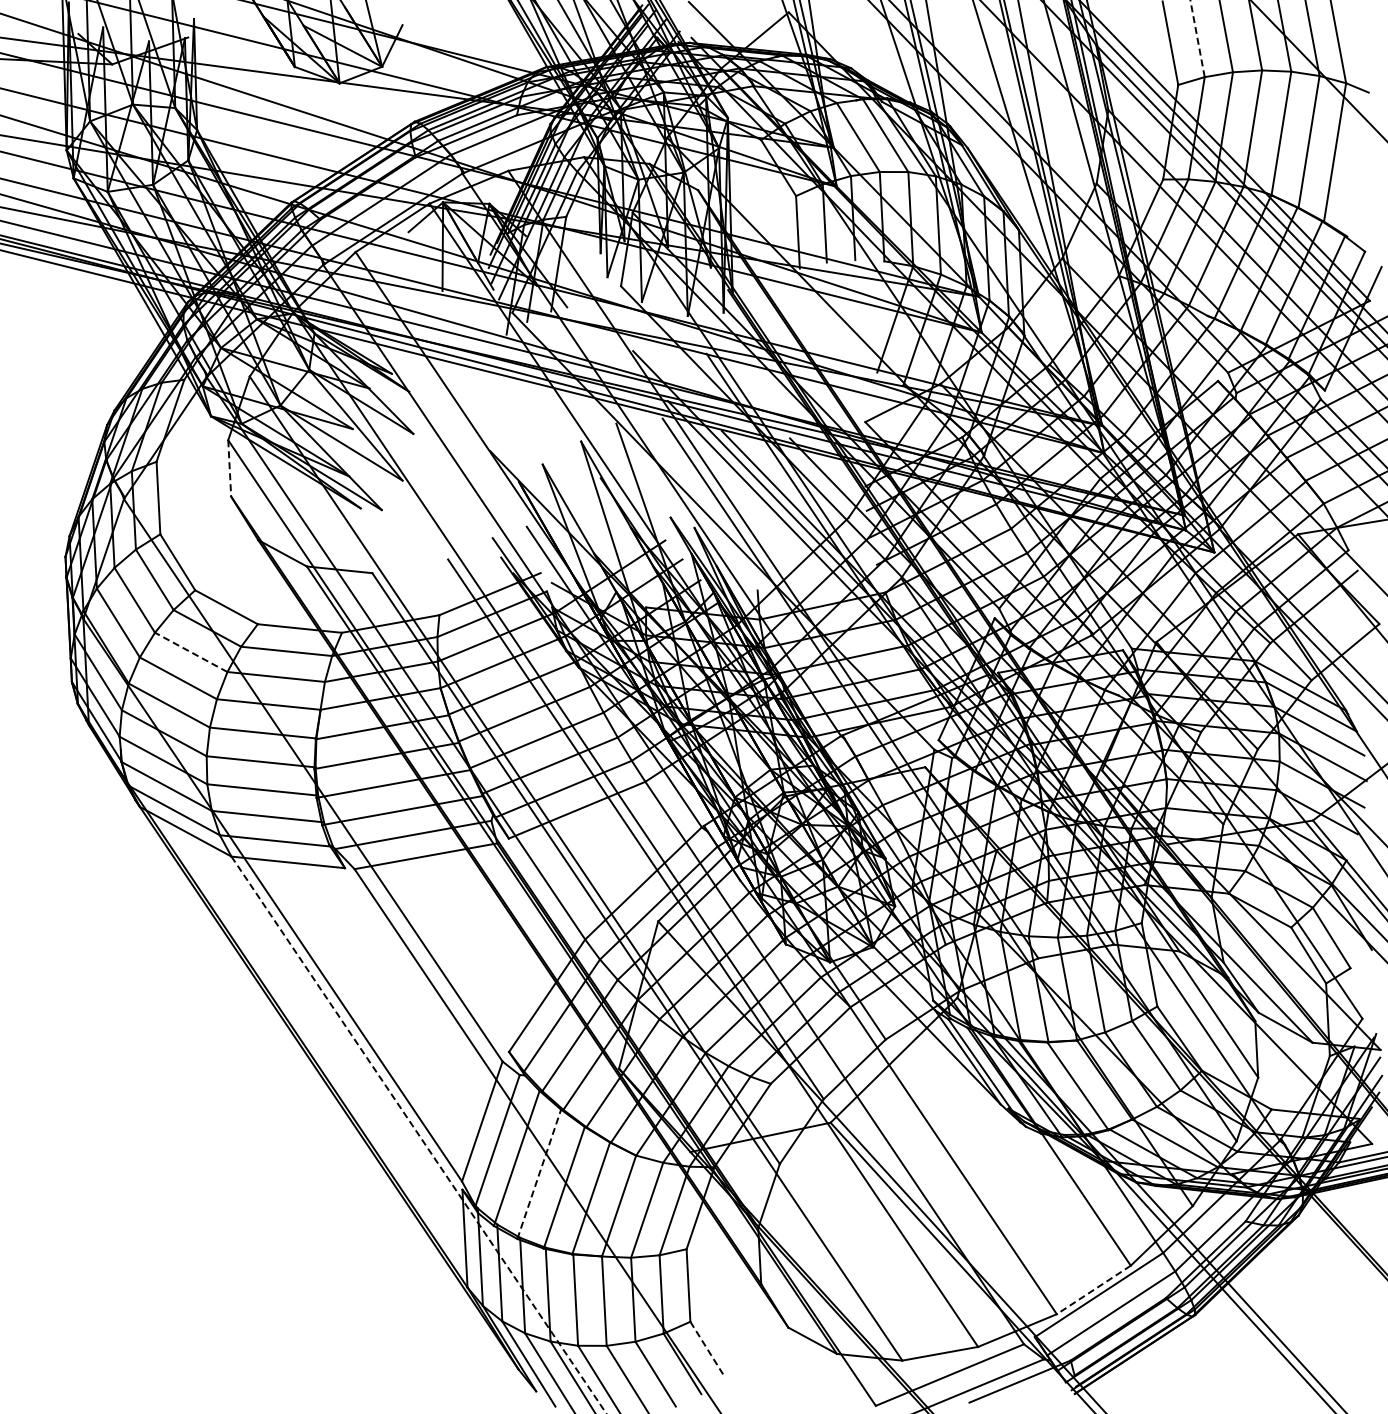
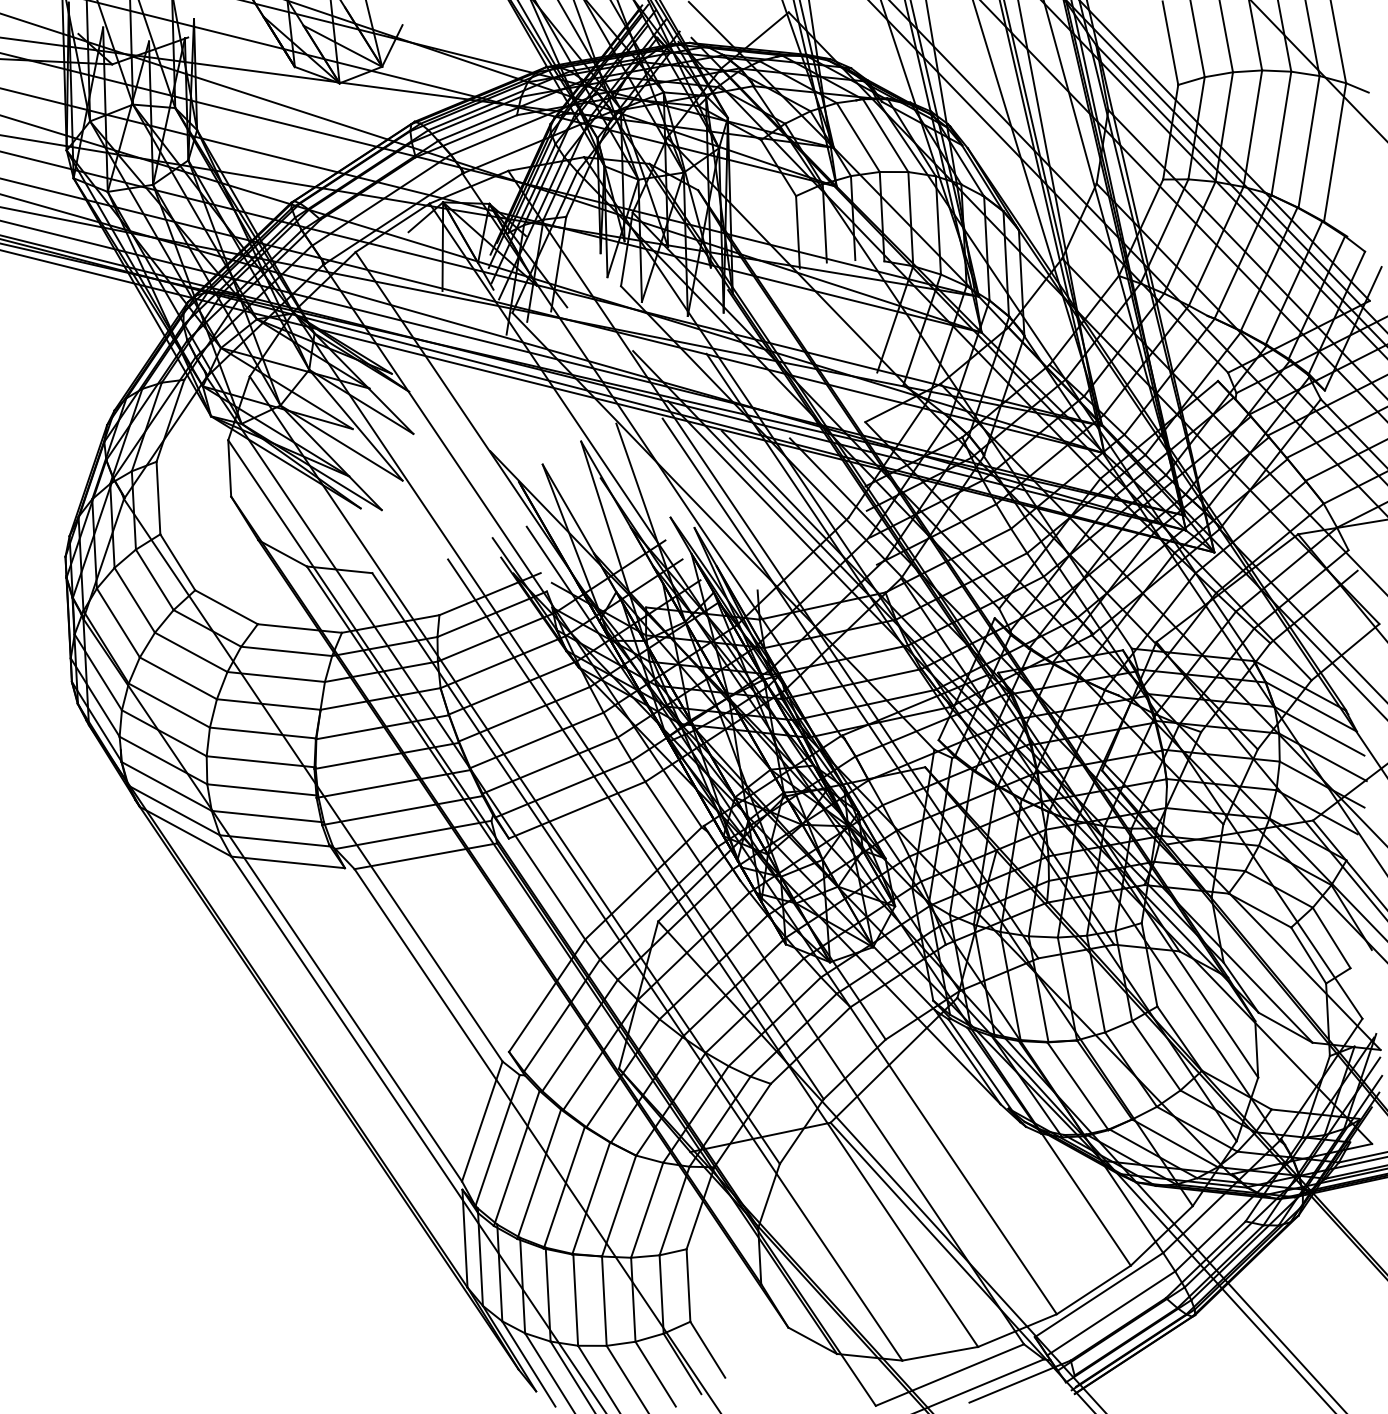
line: dashed -> solid (1197, 38)
line: dashed -> solid (229, 468)
line: dashed -> solid (190, 652)
line: dashed -> solid (418, 1134)
line: dashed -> solid (539, 1173)
line: dashed -> solid (1093, 1290)
line: dashed -> solid (707, 1349)
